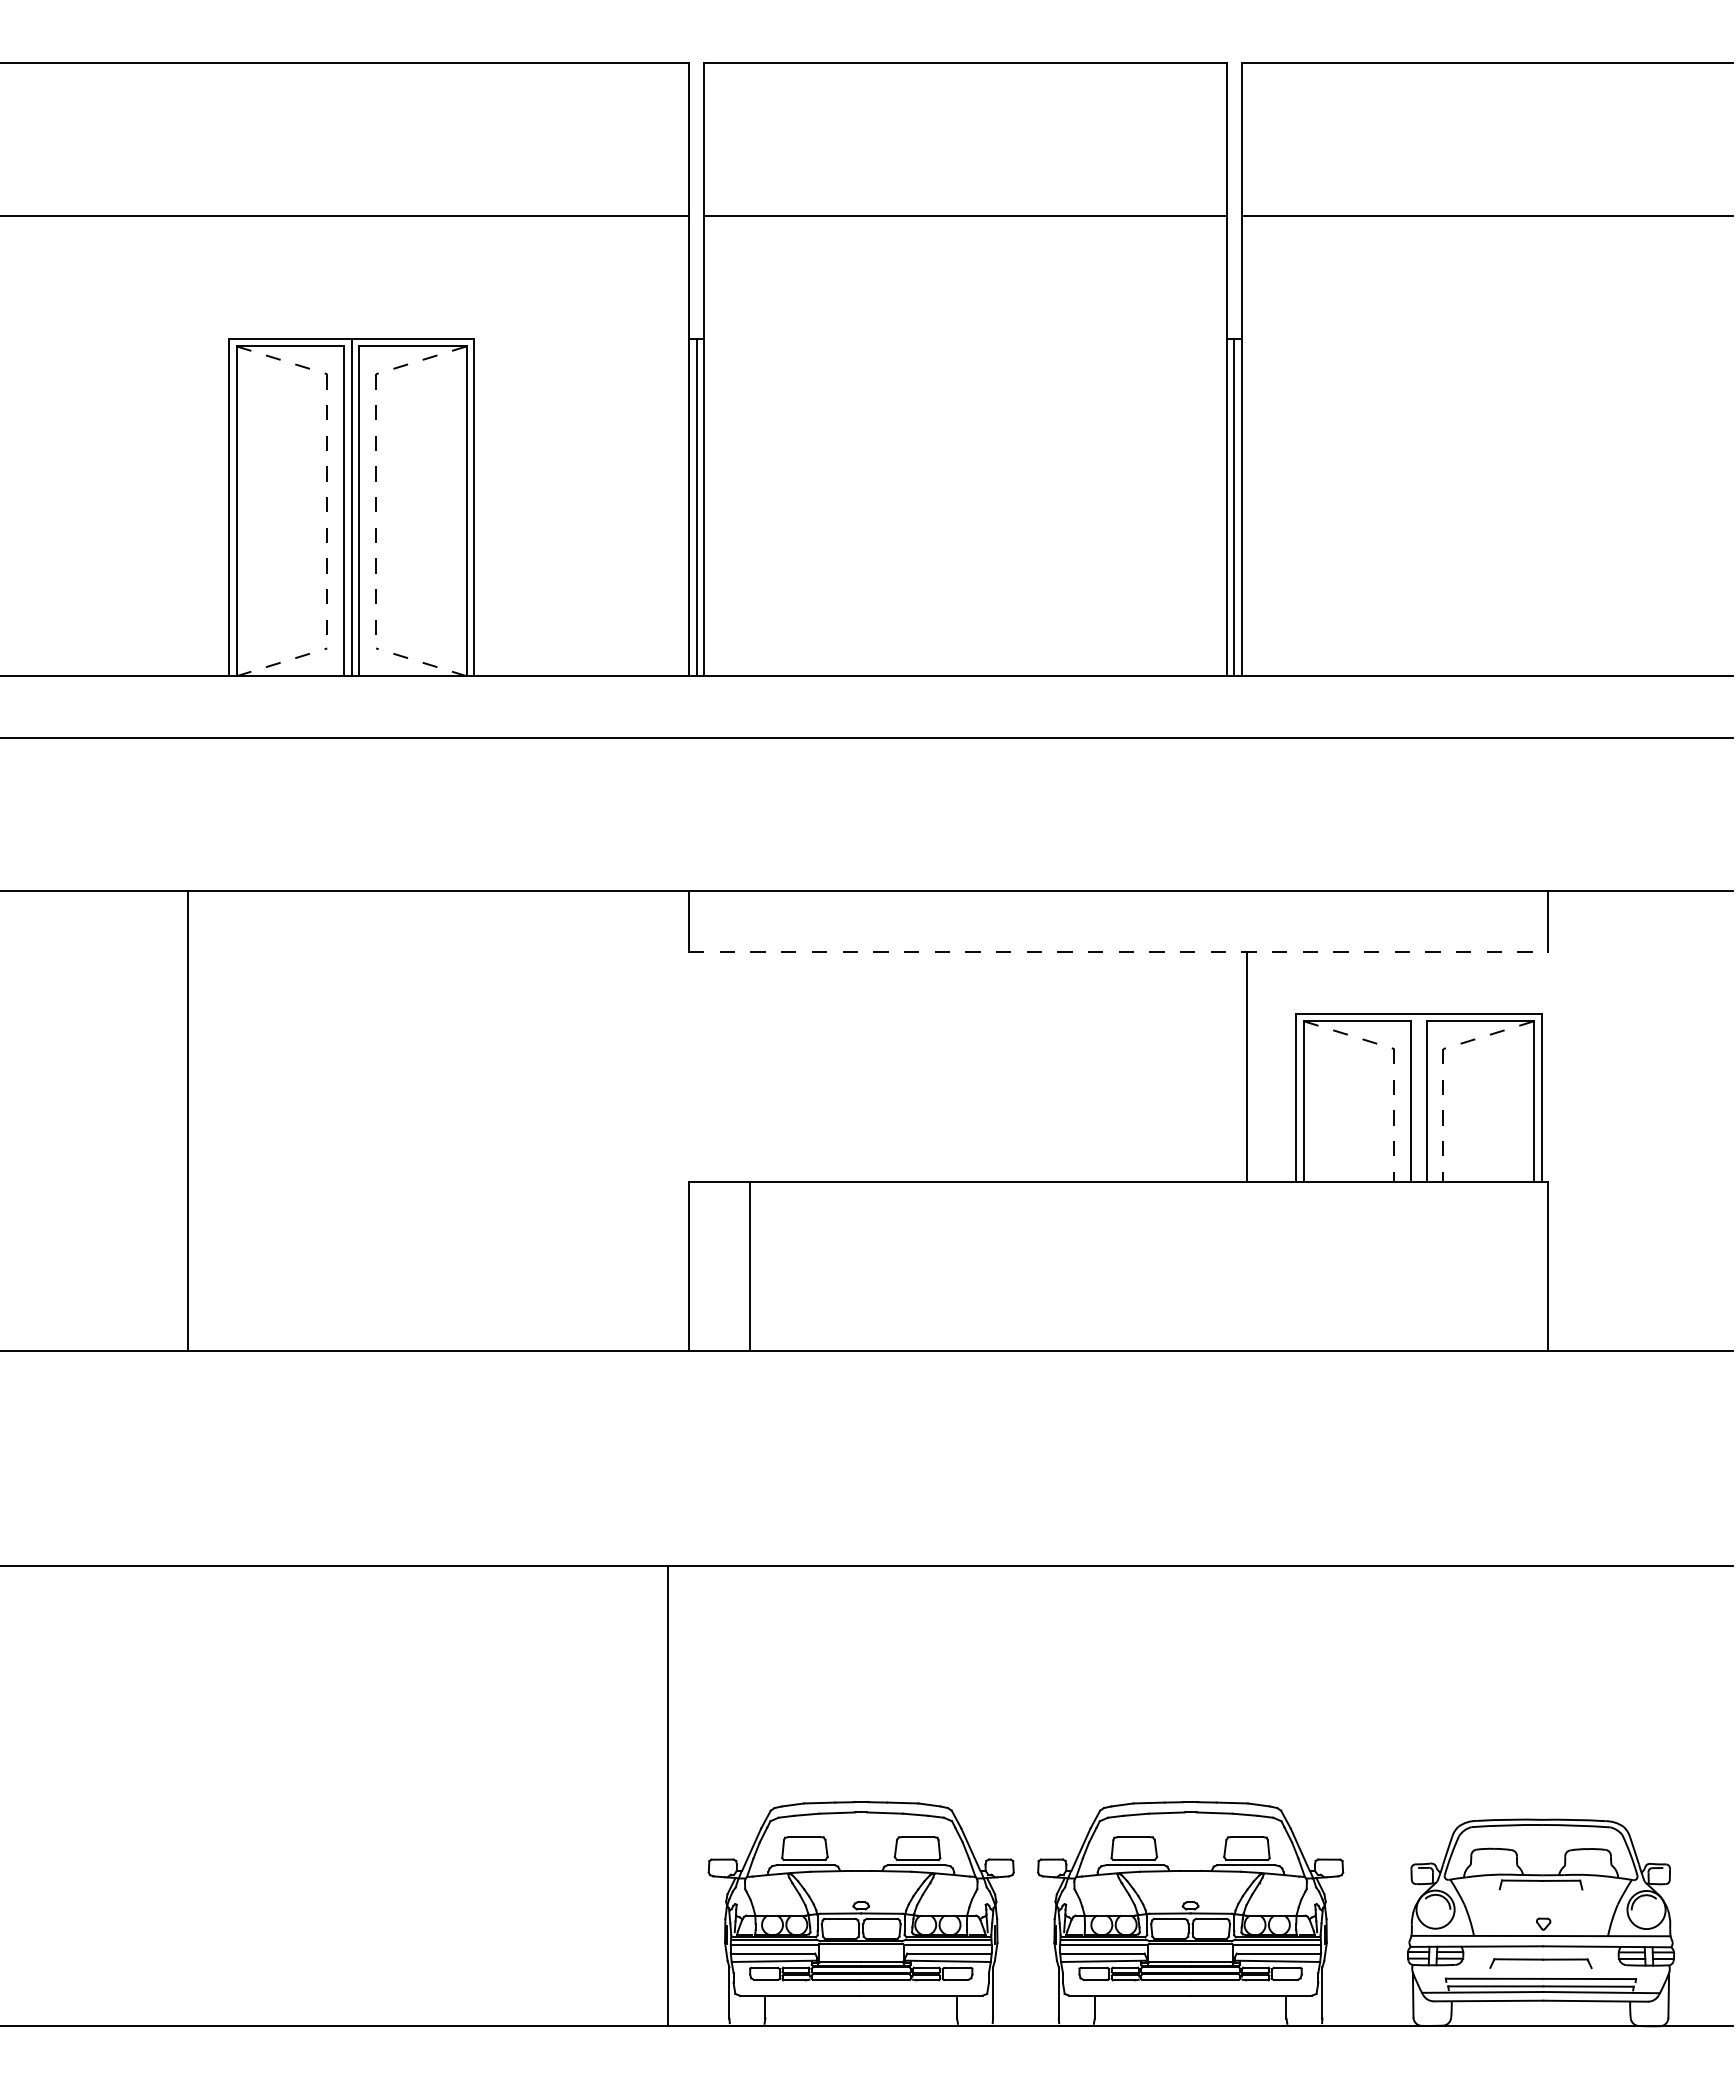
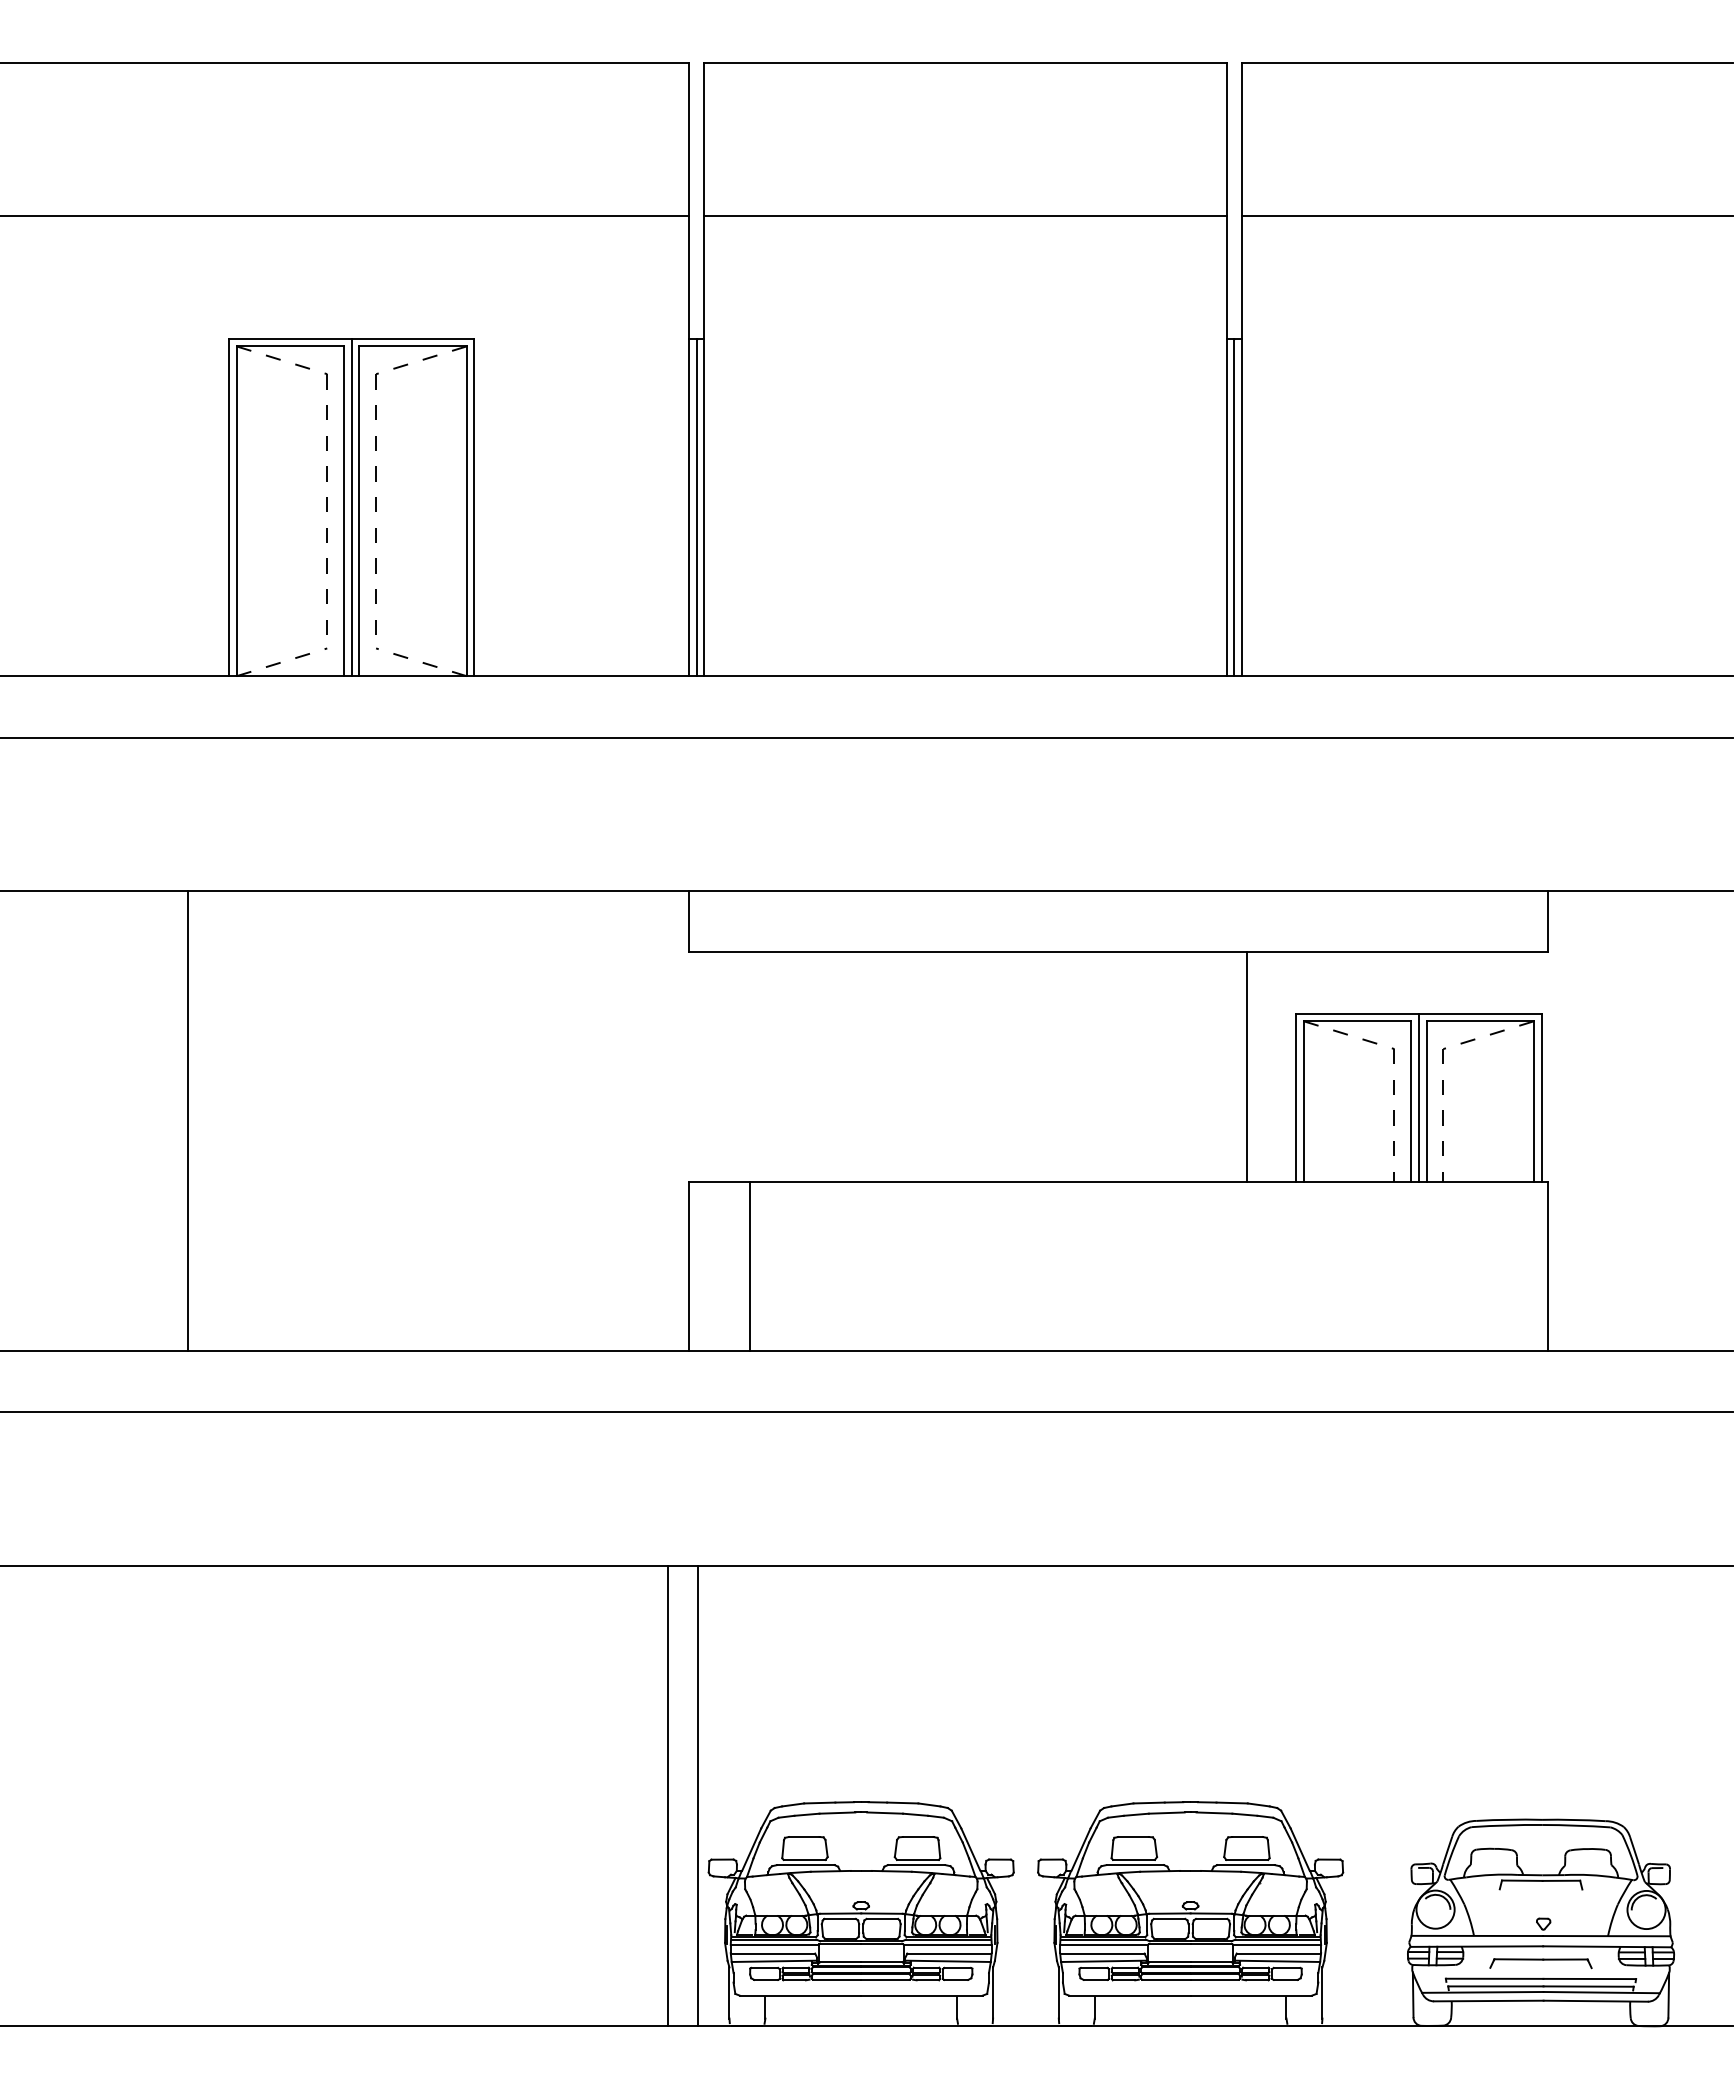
line: dashed -> solid (1119, 952)
line: none -> present (1418, 1097)
line: none -> present (867, 1412)
line: none -> present (698, 1795)
